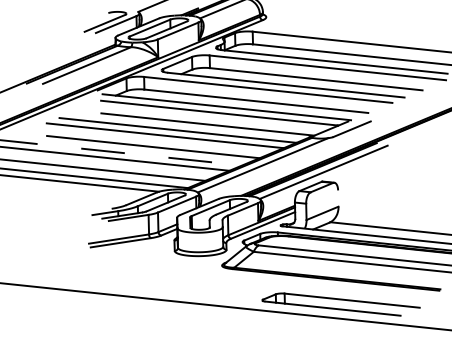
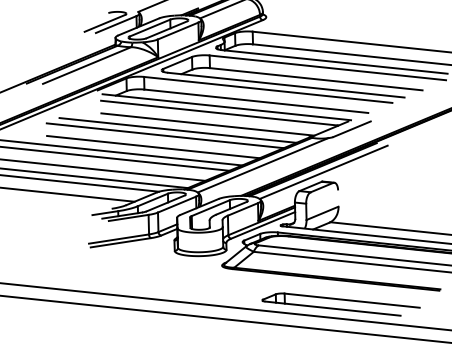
line: dashed -> solid (122, 152)
line: none -> present (68, 194)
line: none -> present (225, 318)
